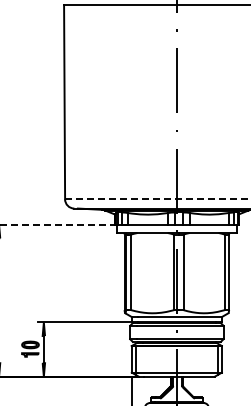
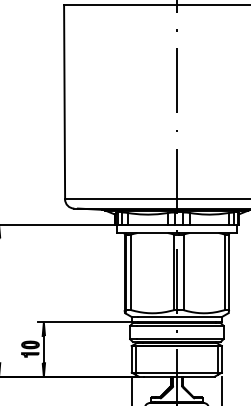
line: dashed -> solid (157, 199)
line: dashed -> solid (64, 224)
line: none -> present (221, 389)
